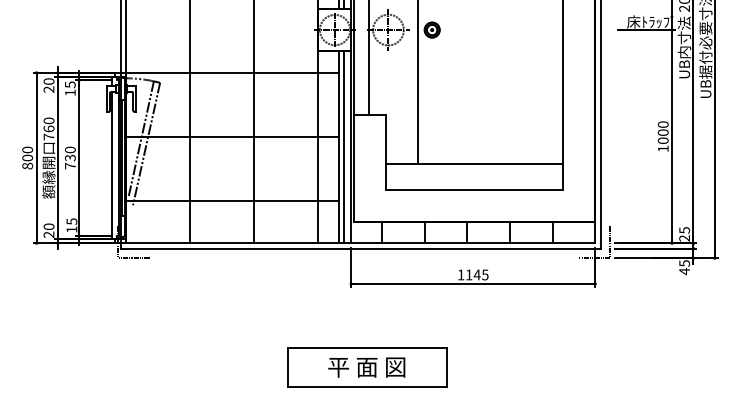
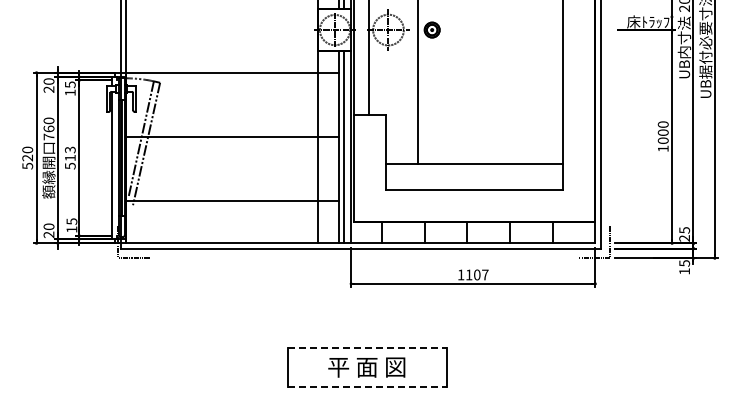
line: present -> none (190, 122)
line: present -> none (254, 122)
text: 730 -> 513 (69, 157)
text: 800 -> 520 (27, 161)
text: 45 -> 15 (684, 271)
text: 1145 -> 1107 (480, 274)
line: solid -> dashed (367, 347)
line: solid -> dashed (367, 387)
